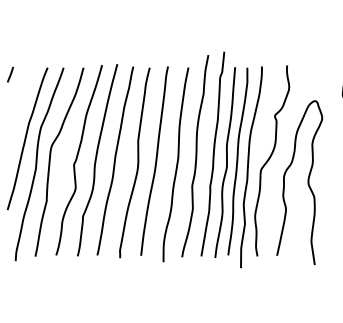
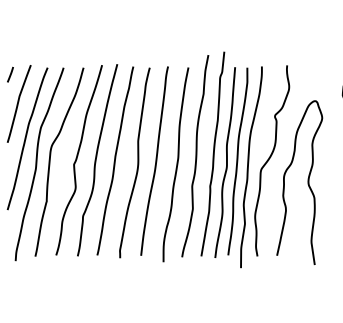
curve: none -> present (18, 103)
